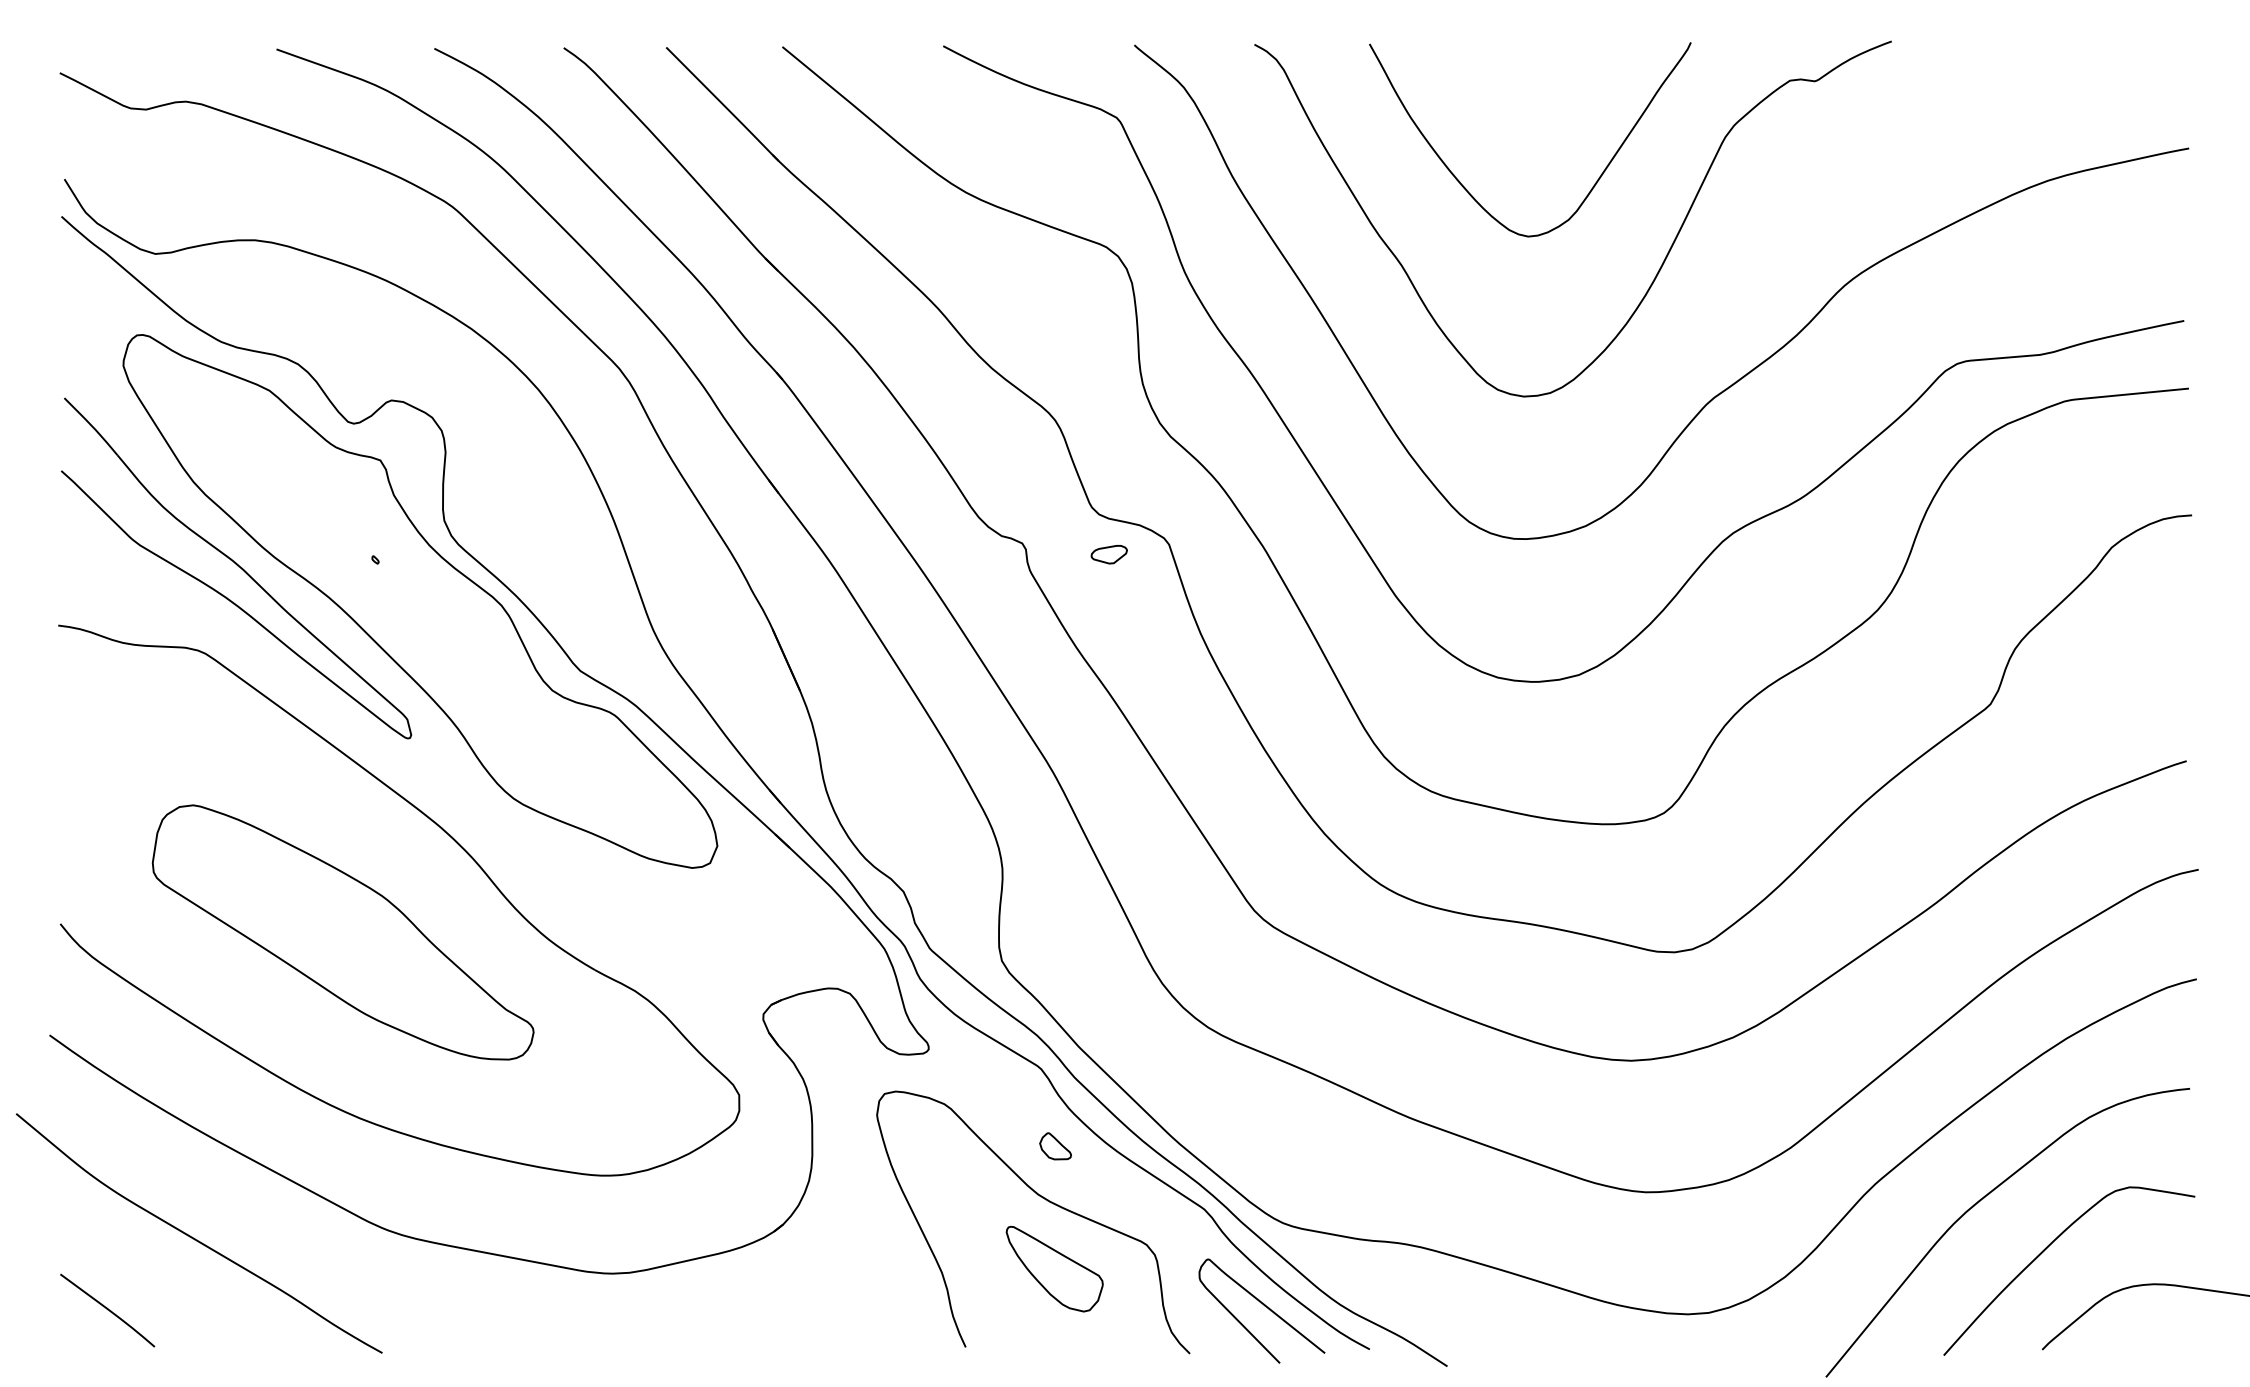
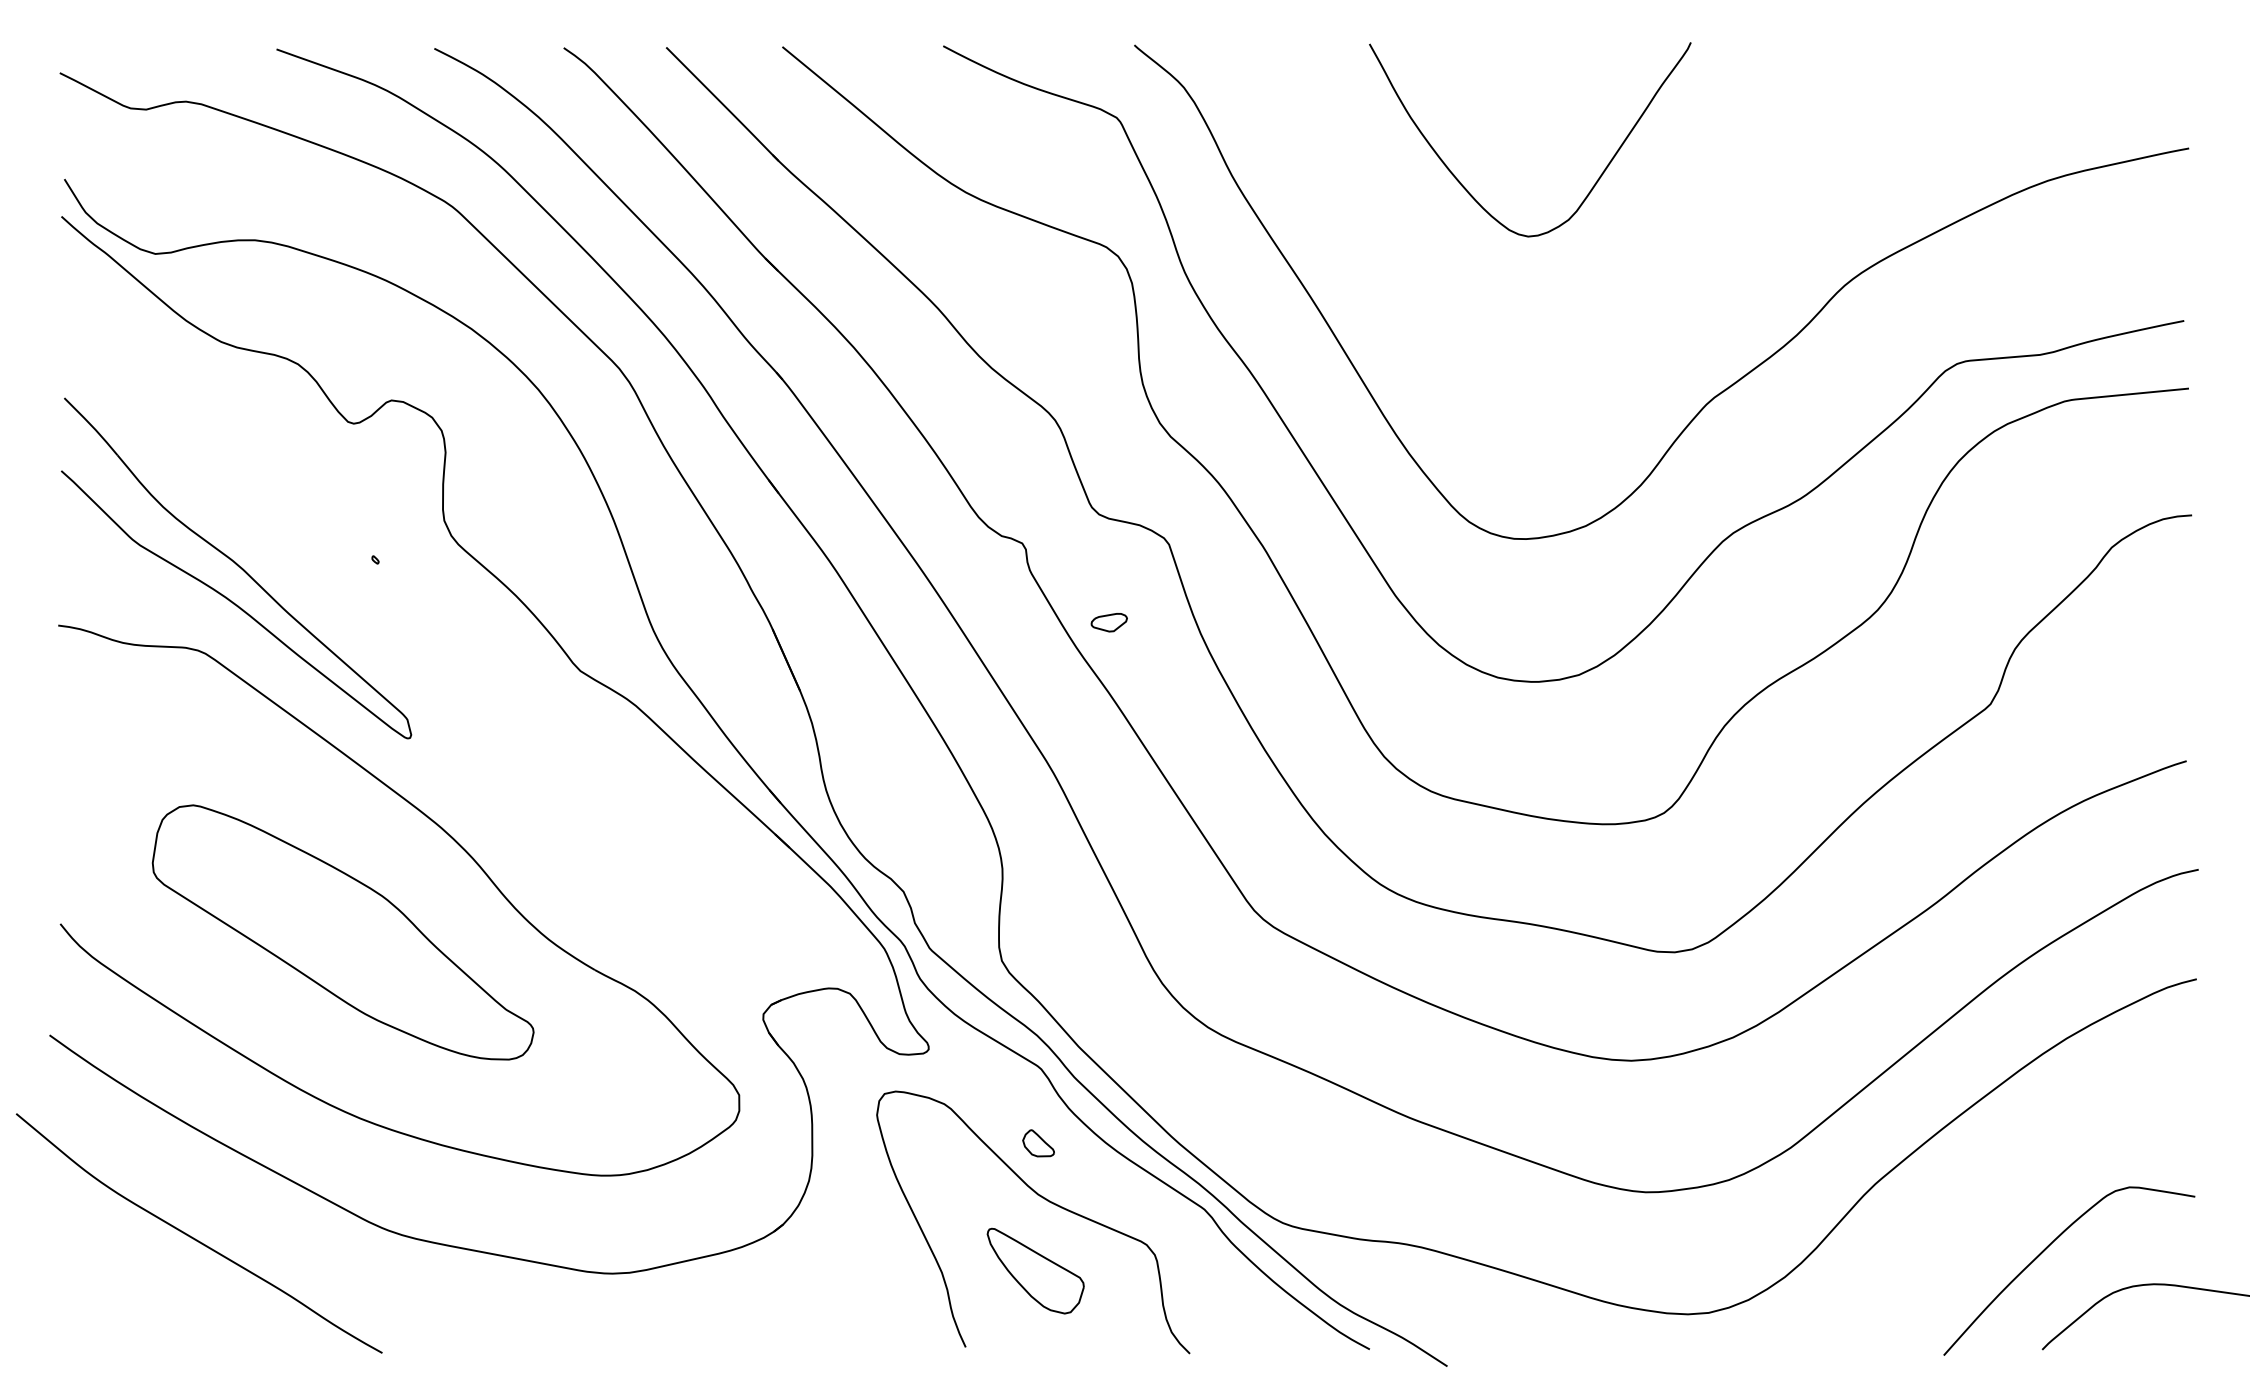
curve: present -> none (1657, 271)
part position: (1108, 554) -> (1108, 622) (1108, 622)
part: present -> none (420, 601)
part position: (1055, 1146) -> (1038, 1143) (1038, 1143)
curve: present -> none (1978, 1203)
part position: (1054, 1268) -> (1035, 1270) (1035, 1270)
curve: present -> none (1264, 1306)
curve: present -> none (107, 1310)
